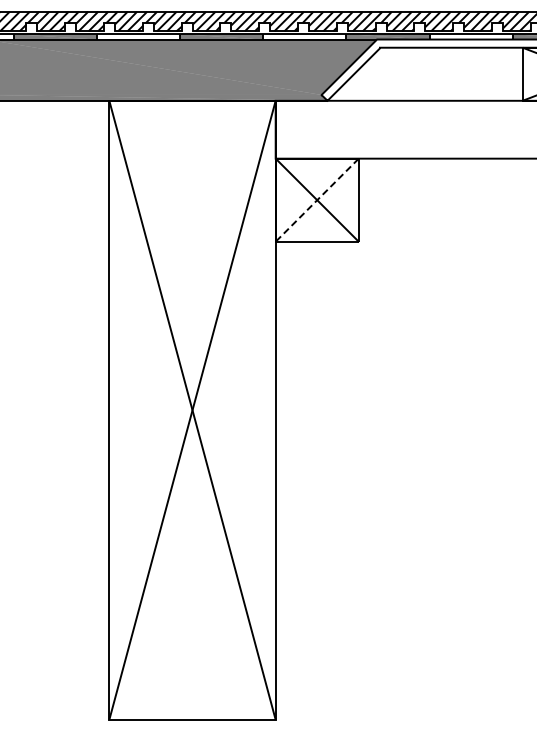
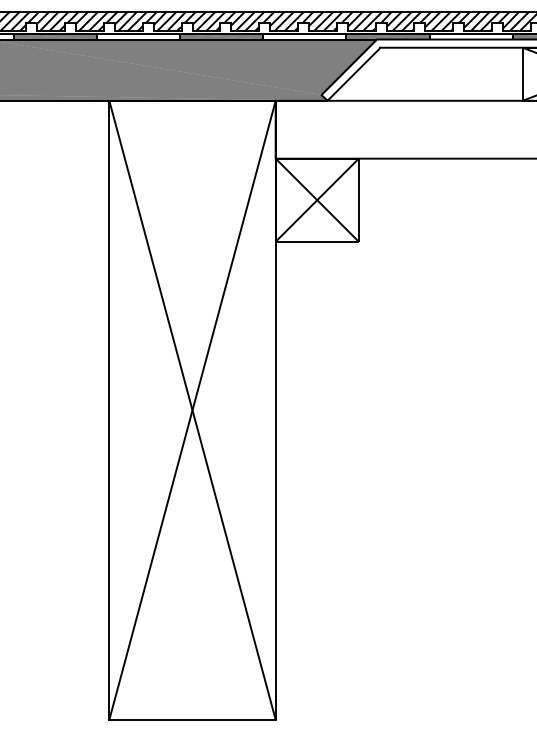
line: dashed -> solid (317, 200)
